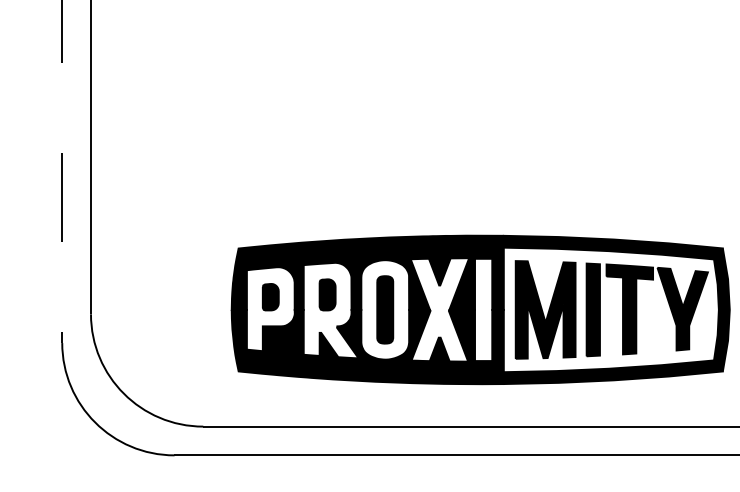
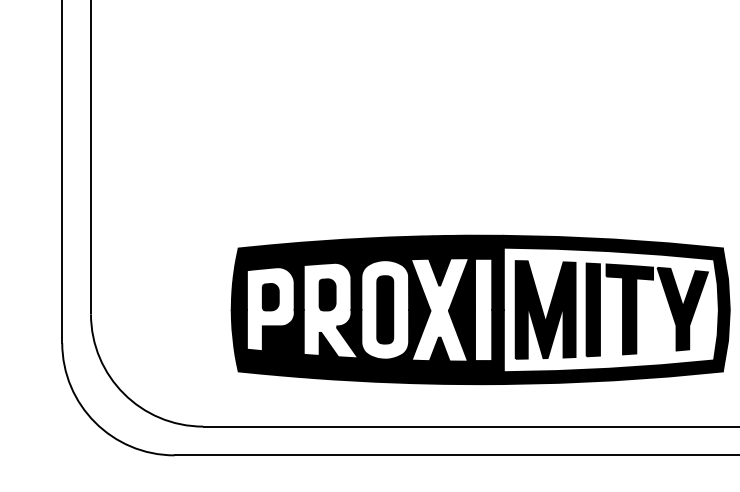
line: dashed -> solid (62, 172)
